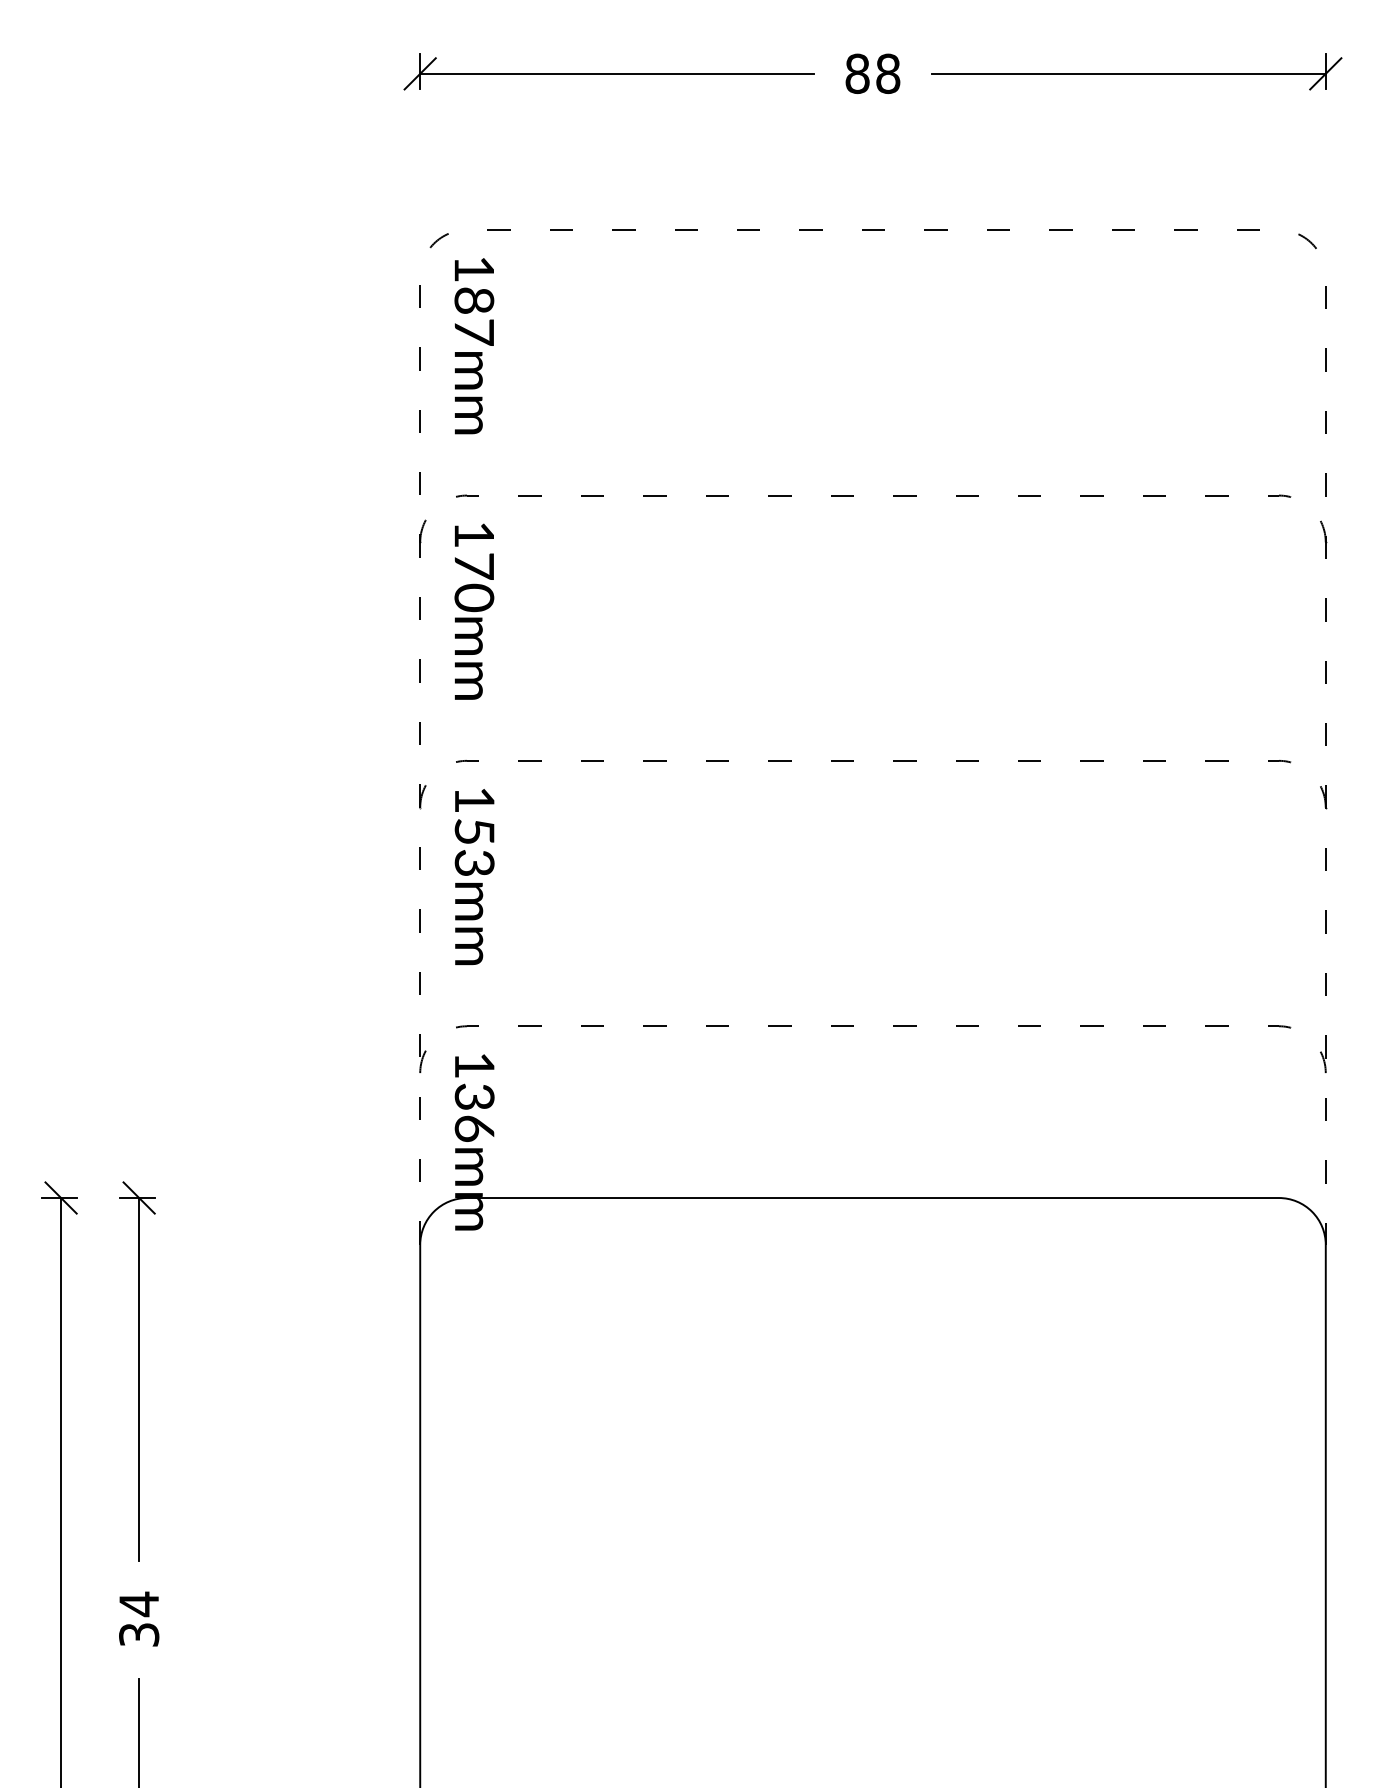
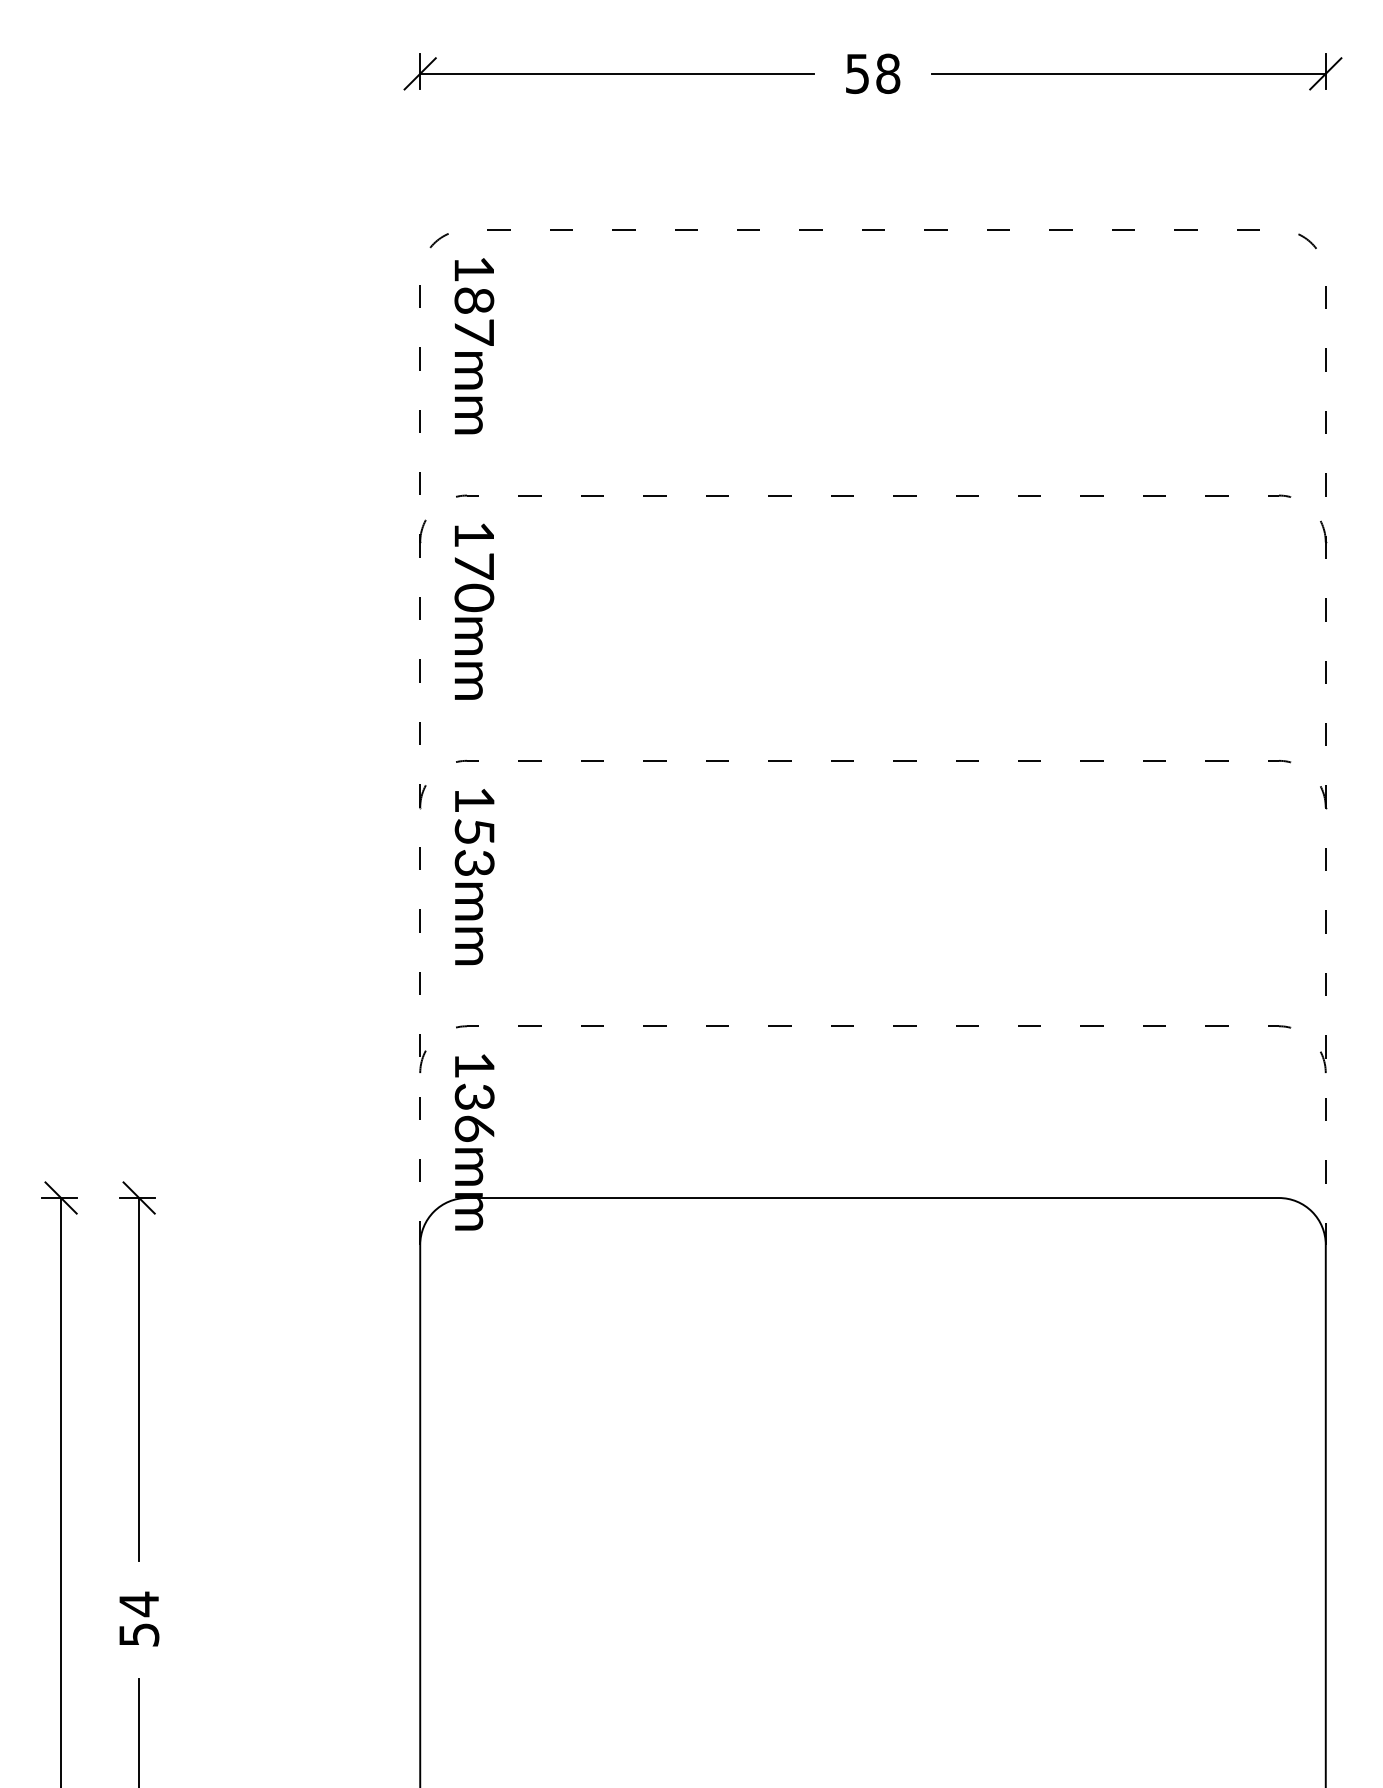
text: 88 -> 58 (857, 73)
text: 34 -> 54 (138, 1634)
